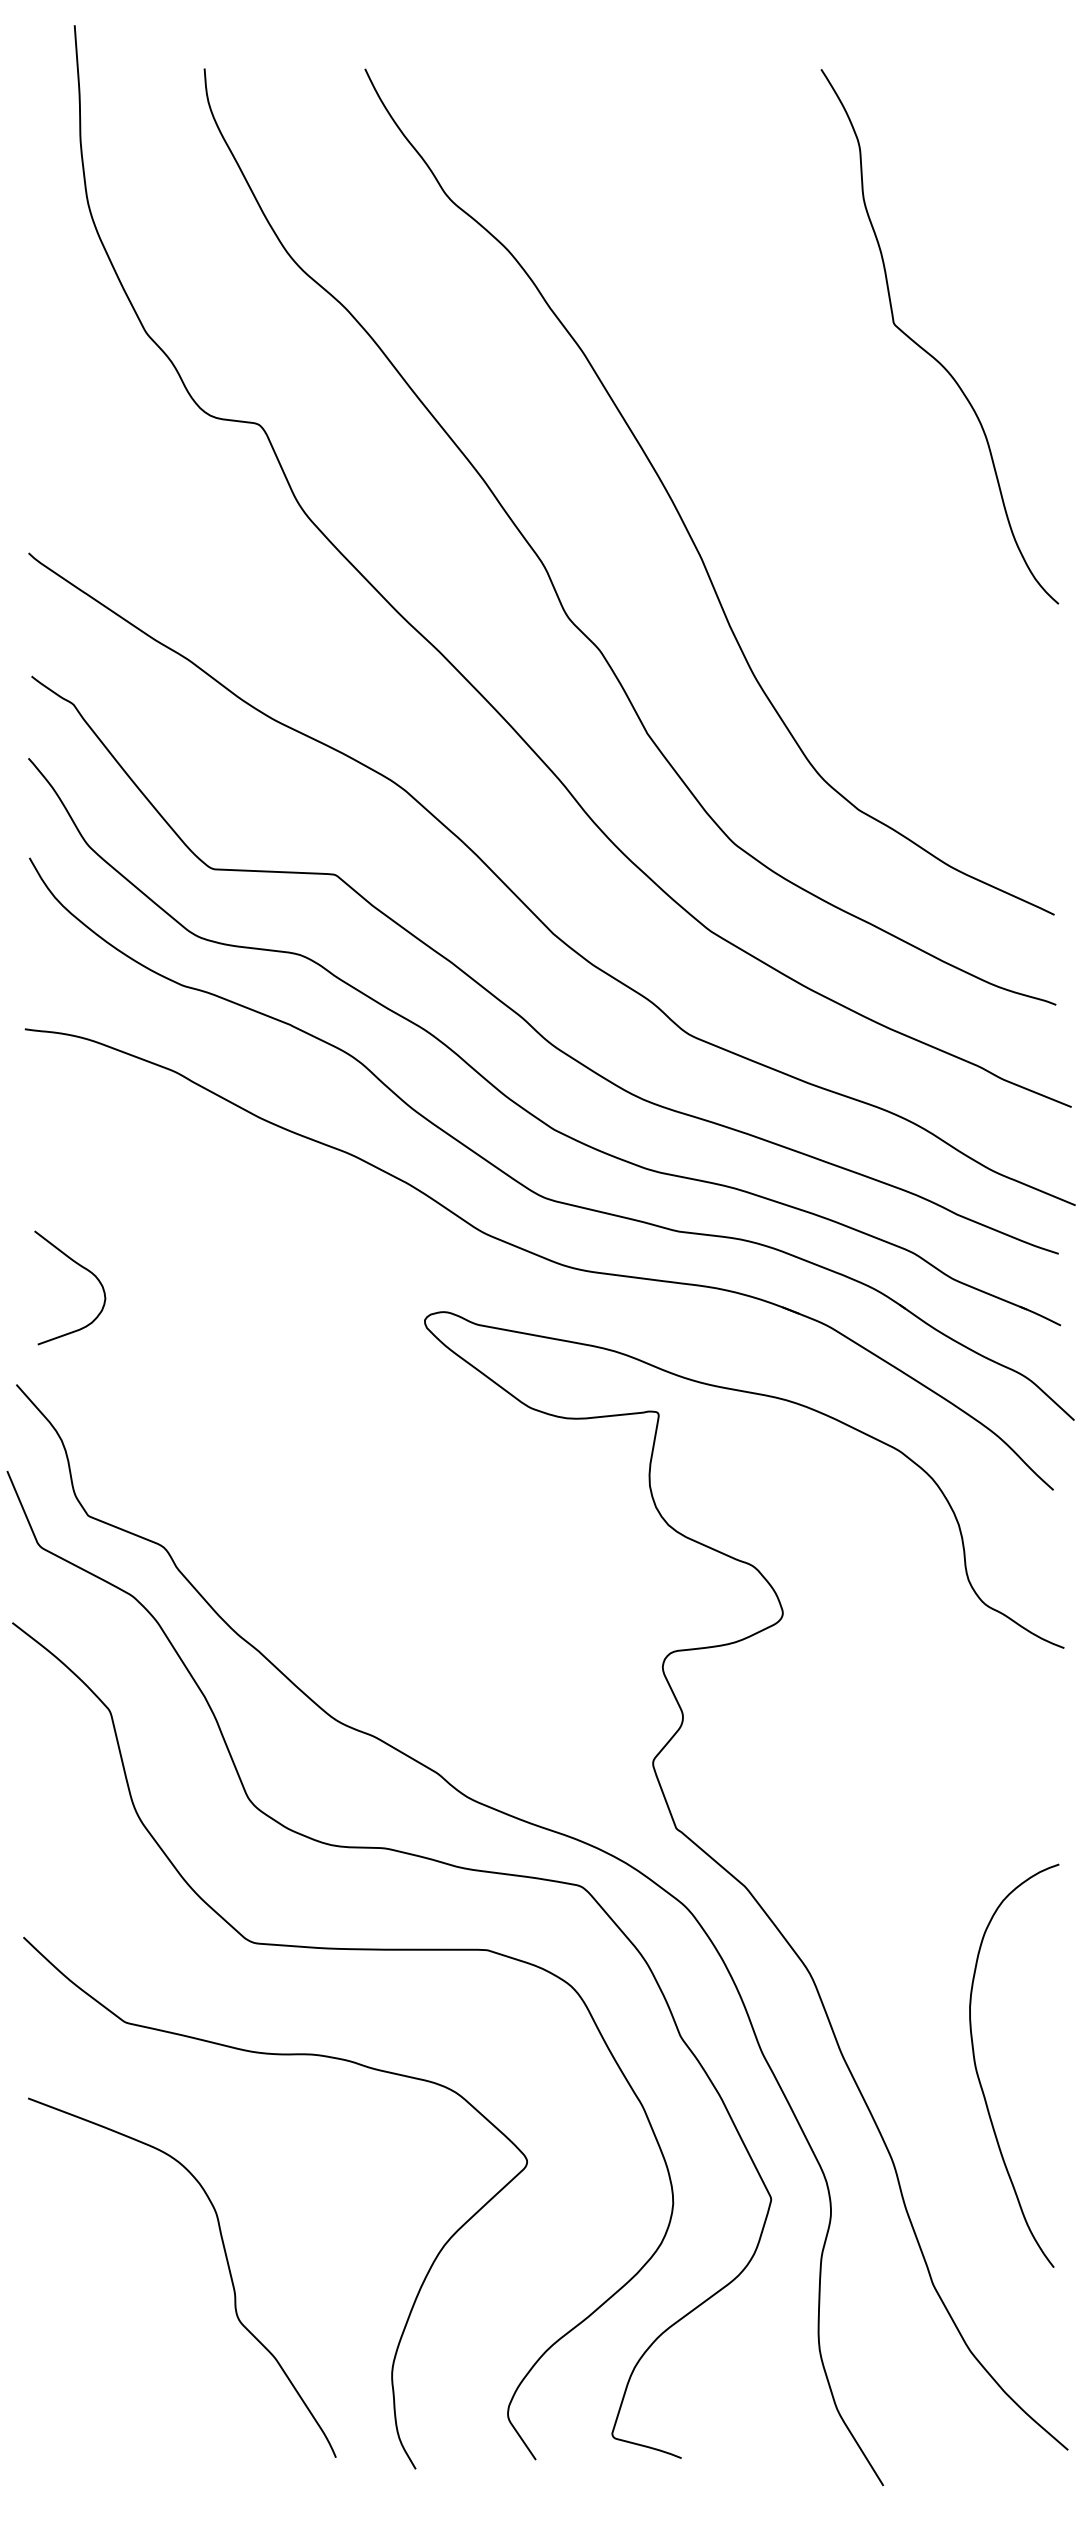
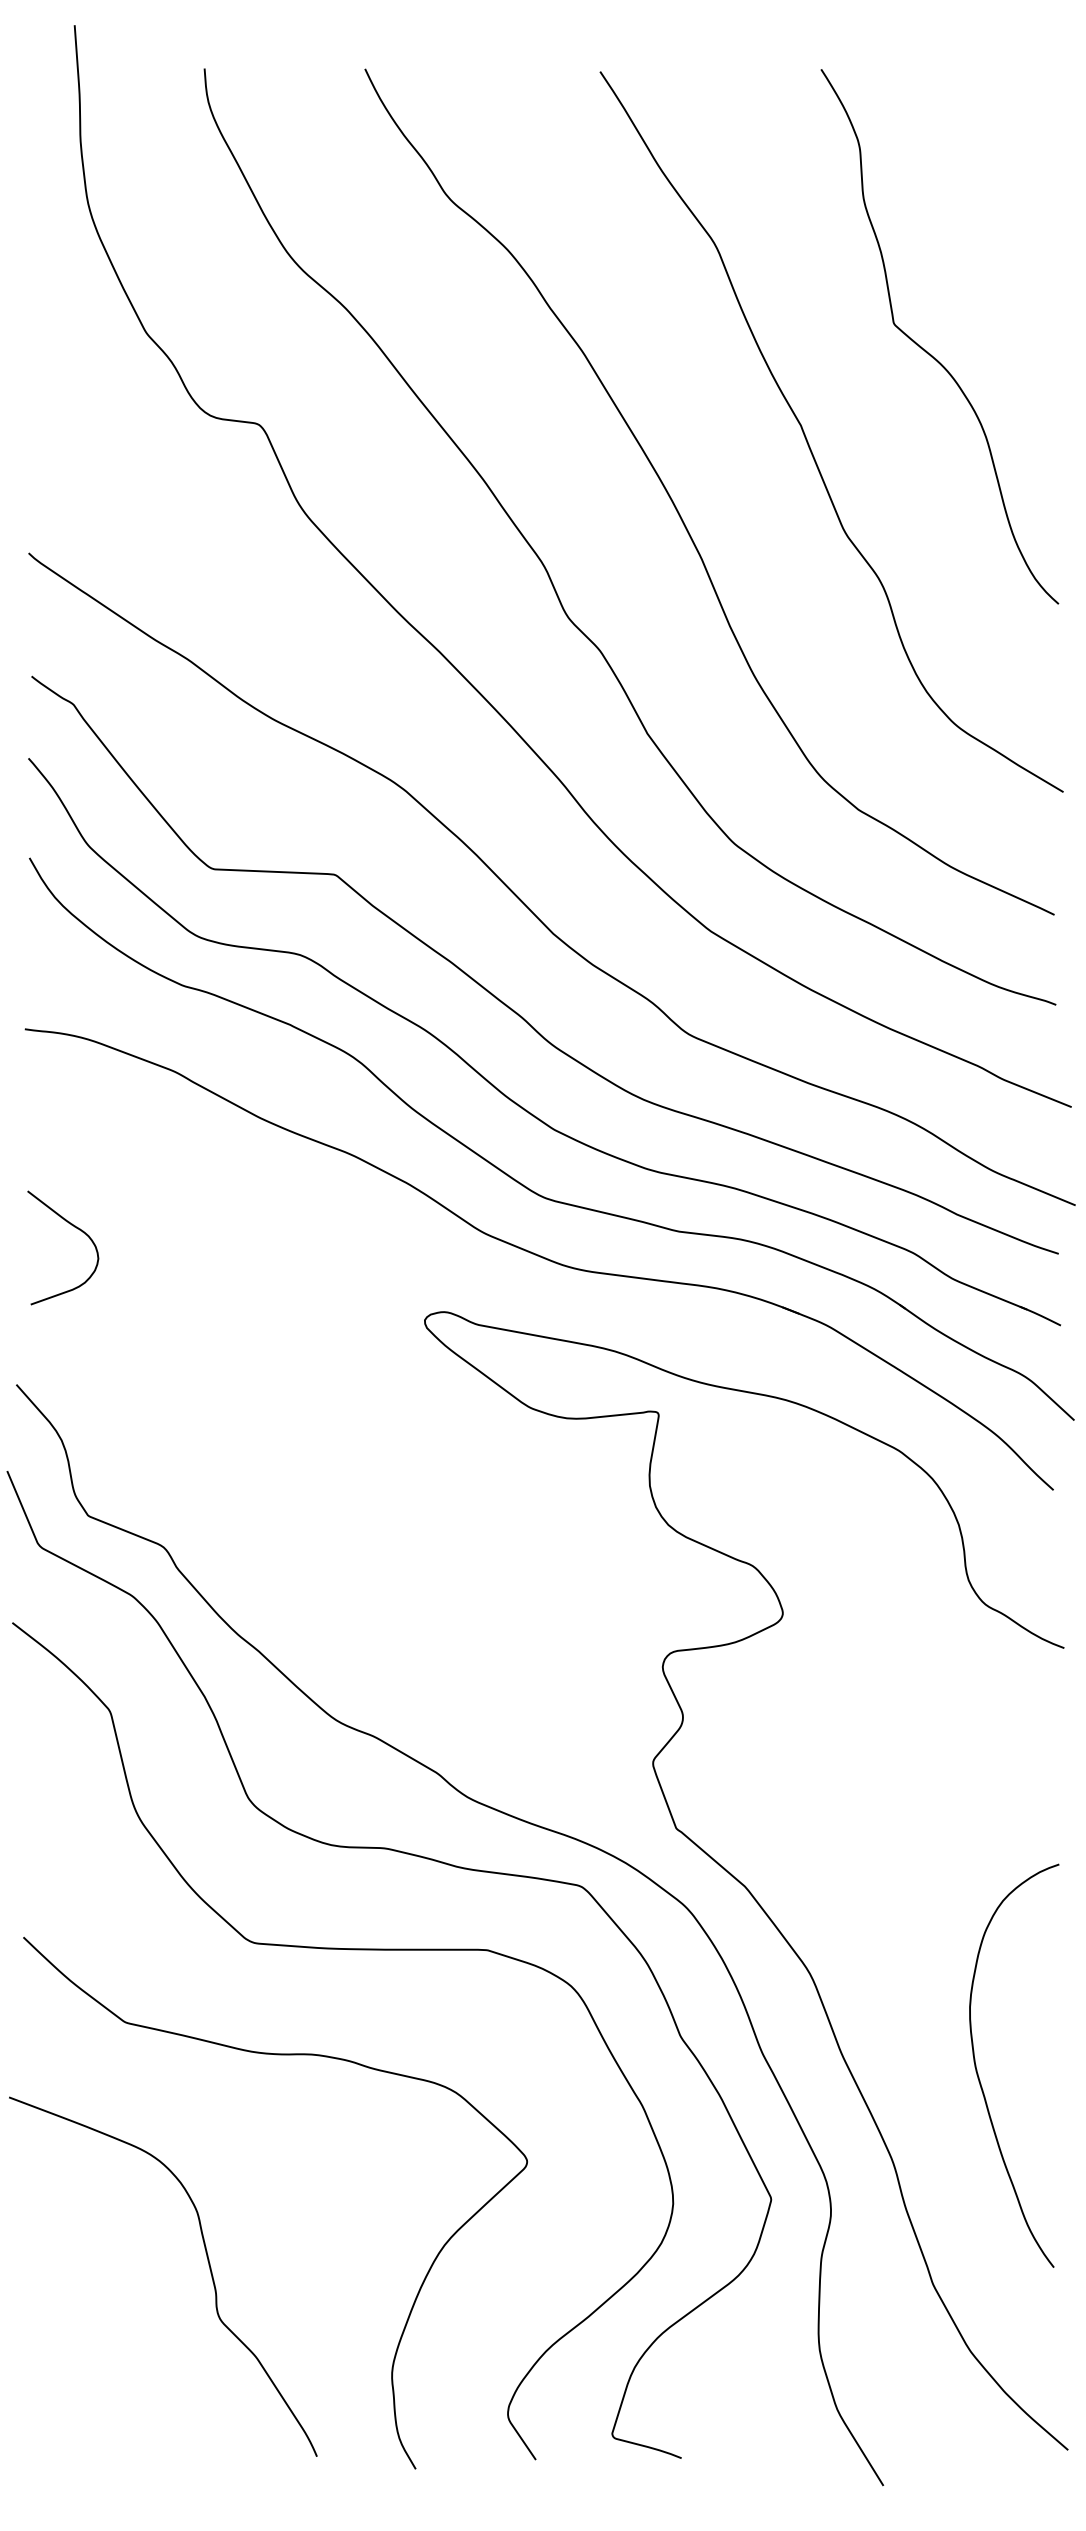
curve: none -> present (808, 441)
curve position: (84, 1269) -> (77, 1229) (77, 1229)
curve position: (227, 2266) -> (208, 2265) (208, 2265)
